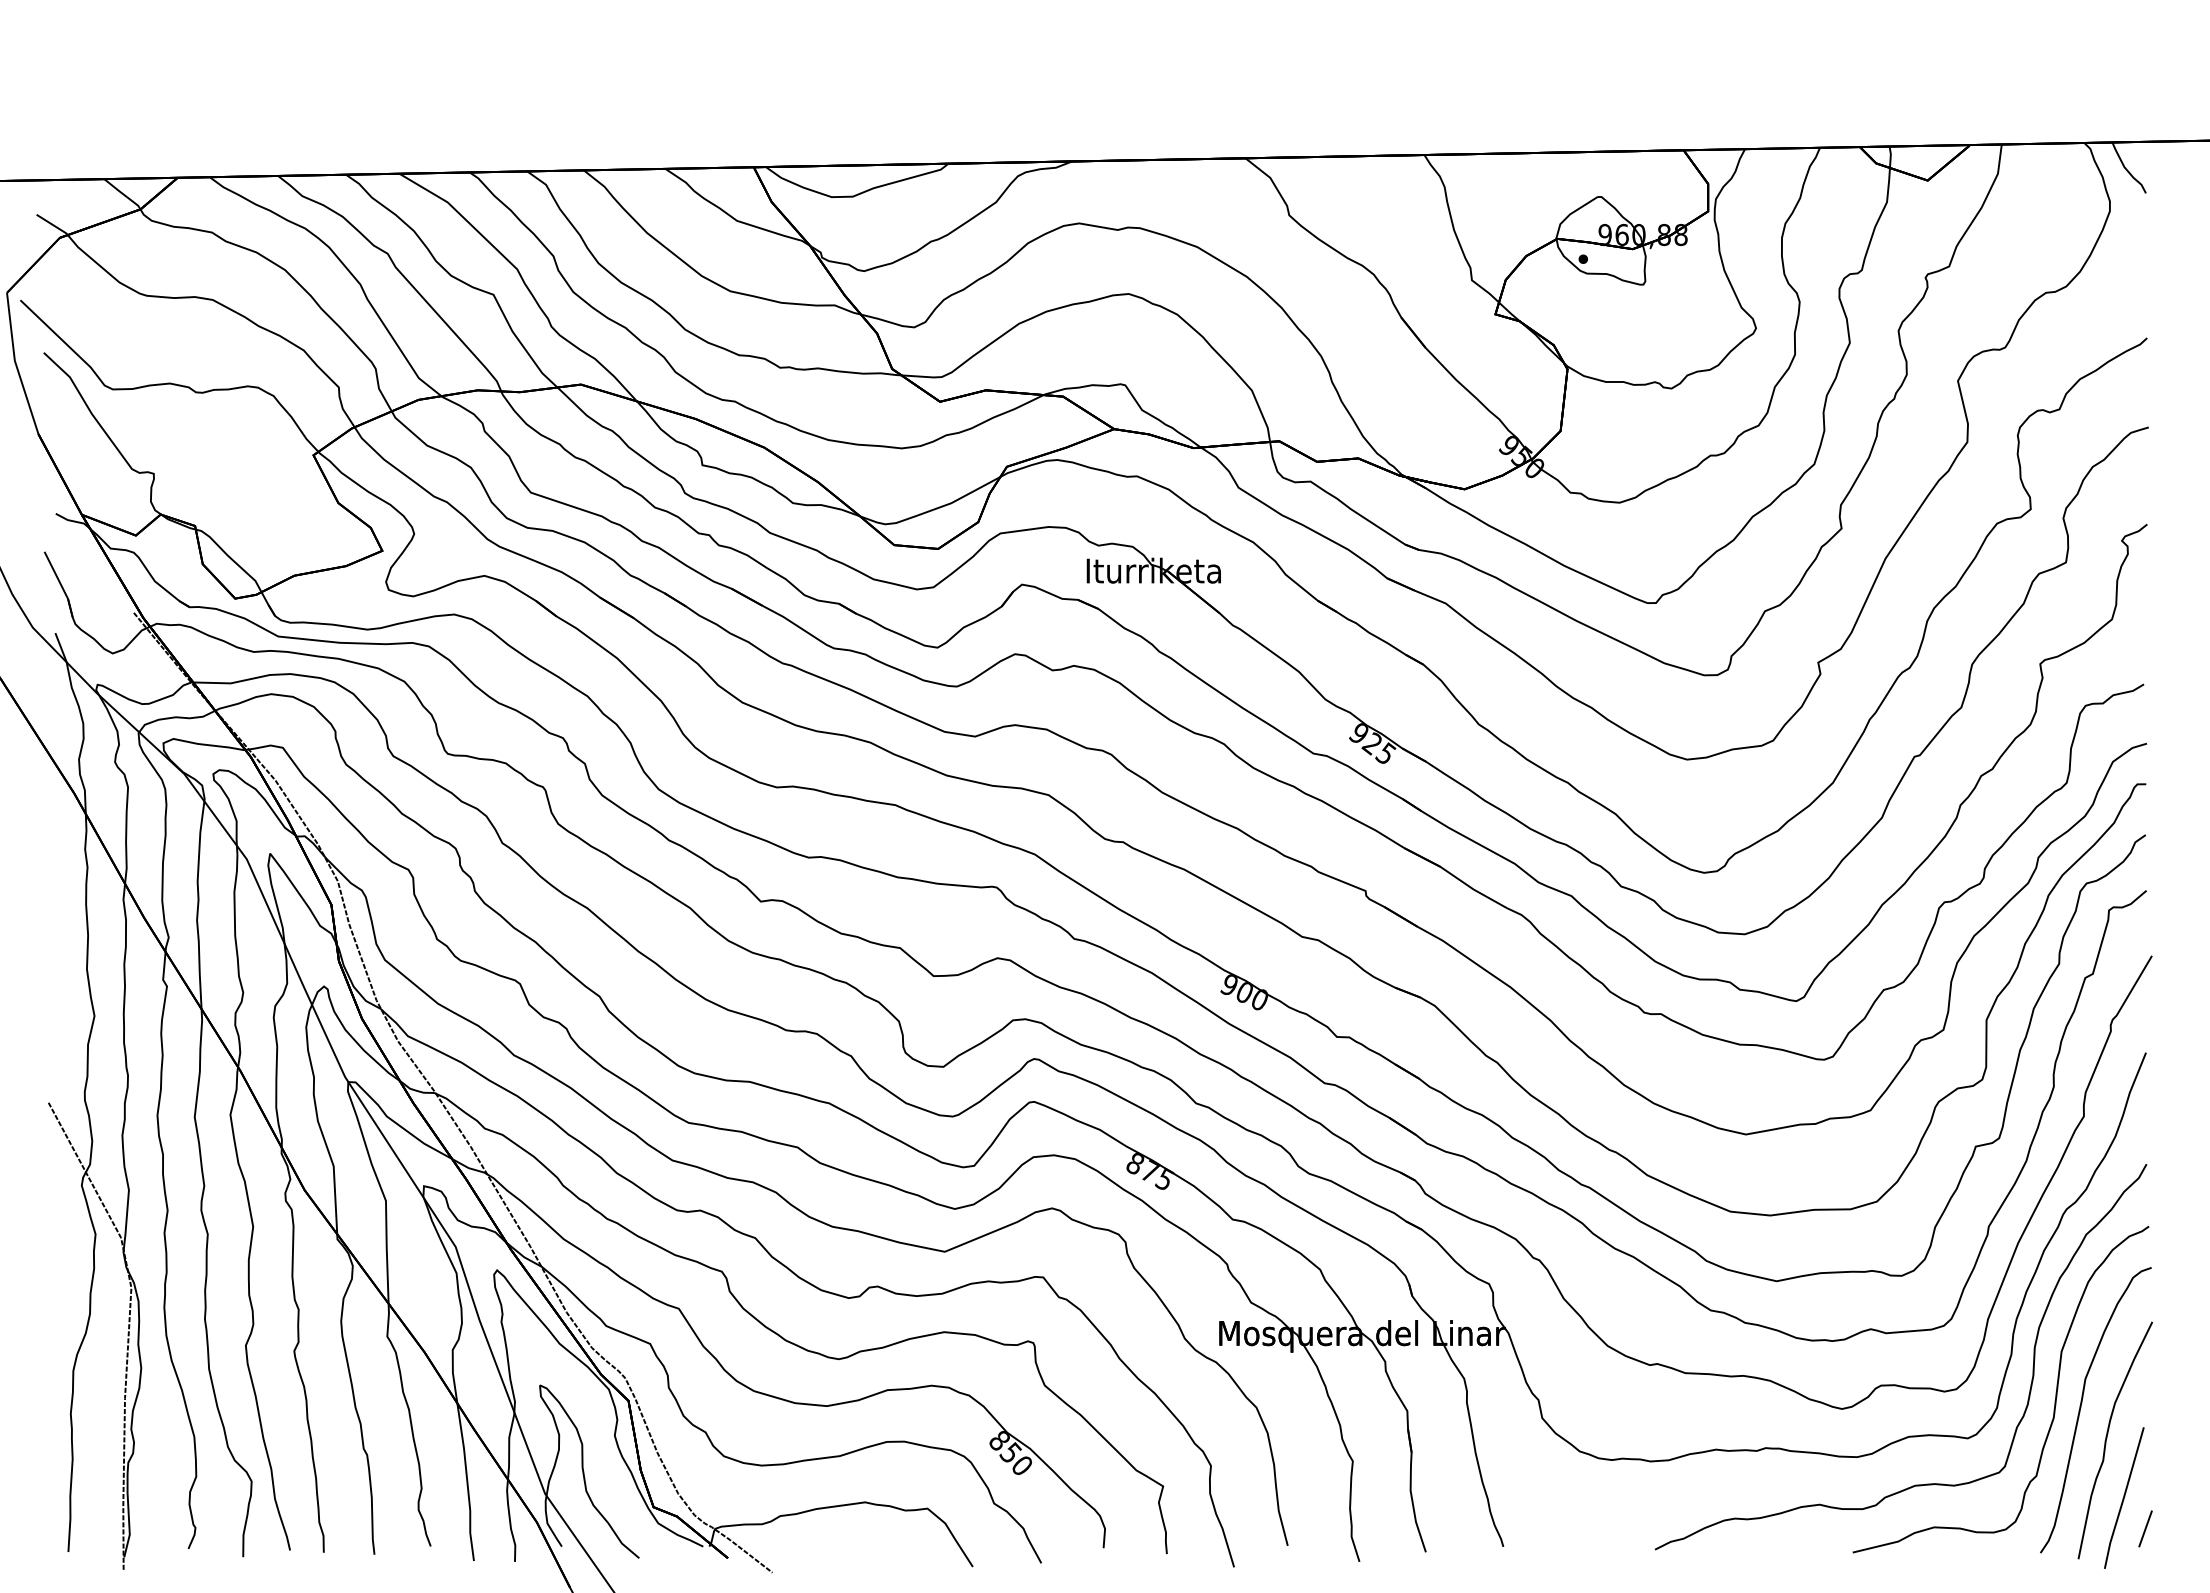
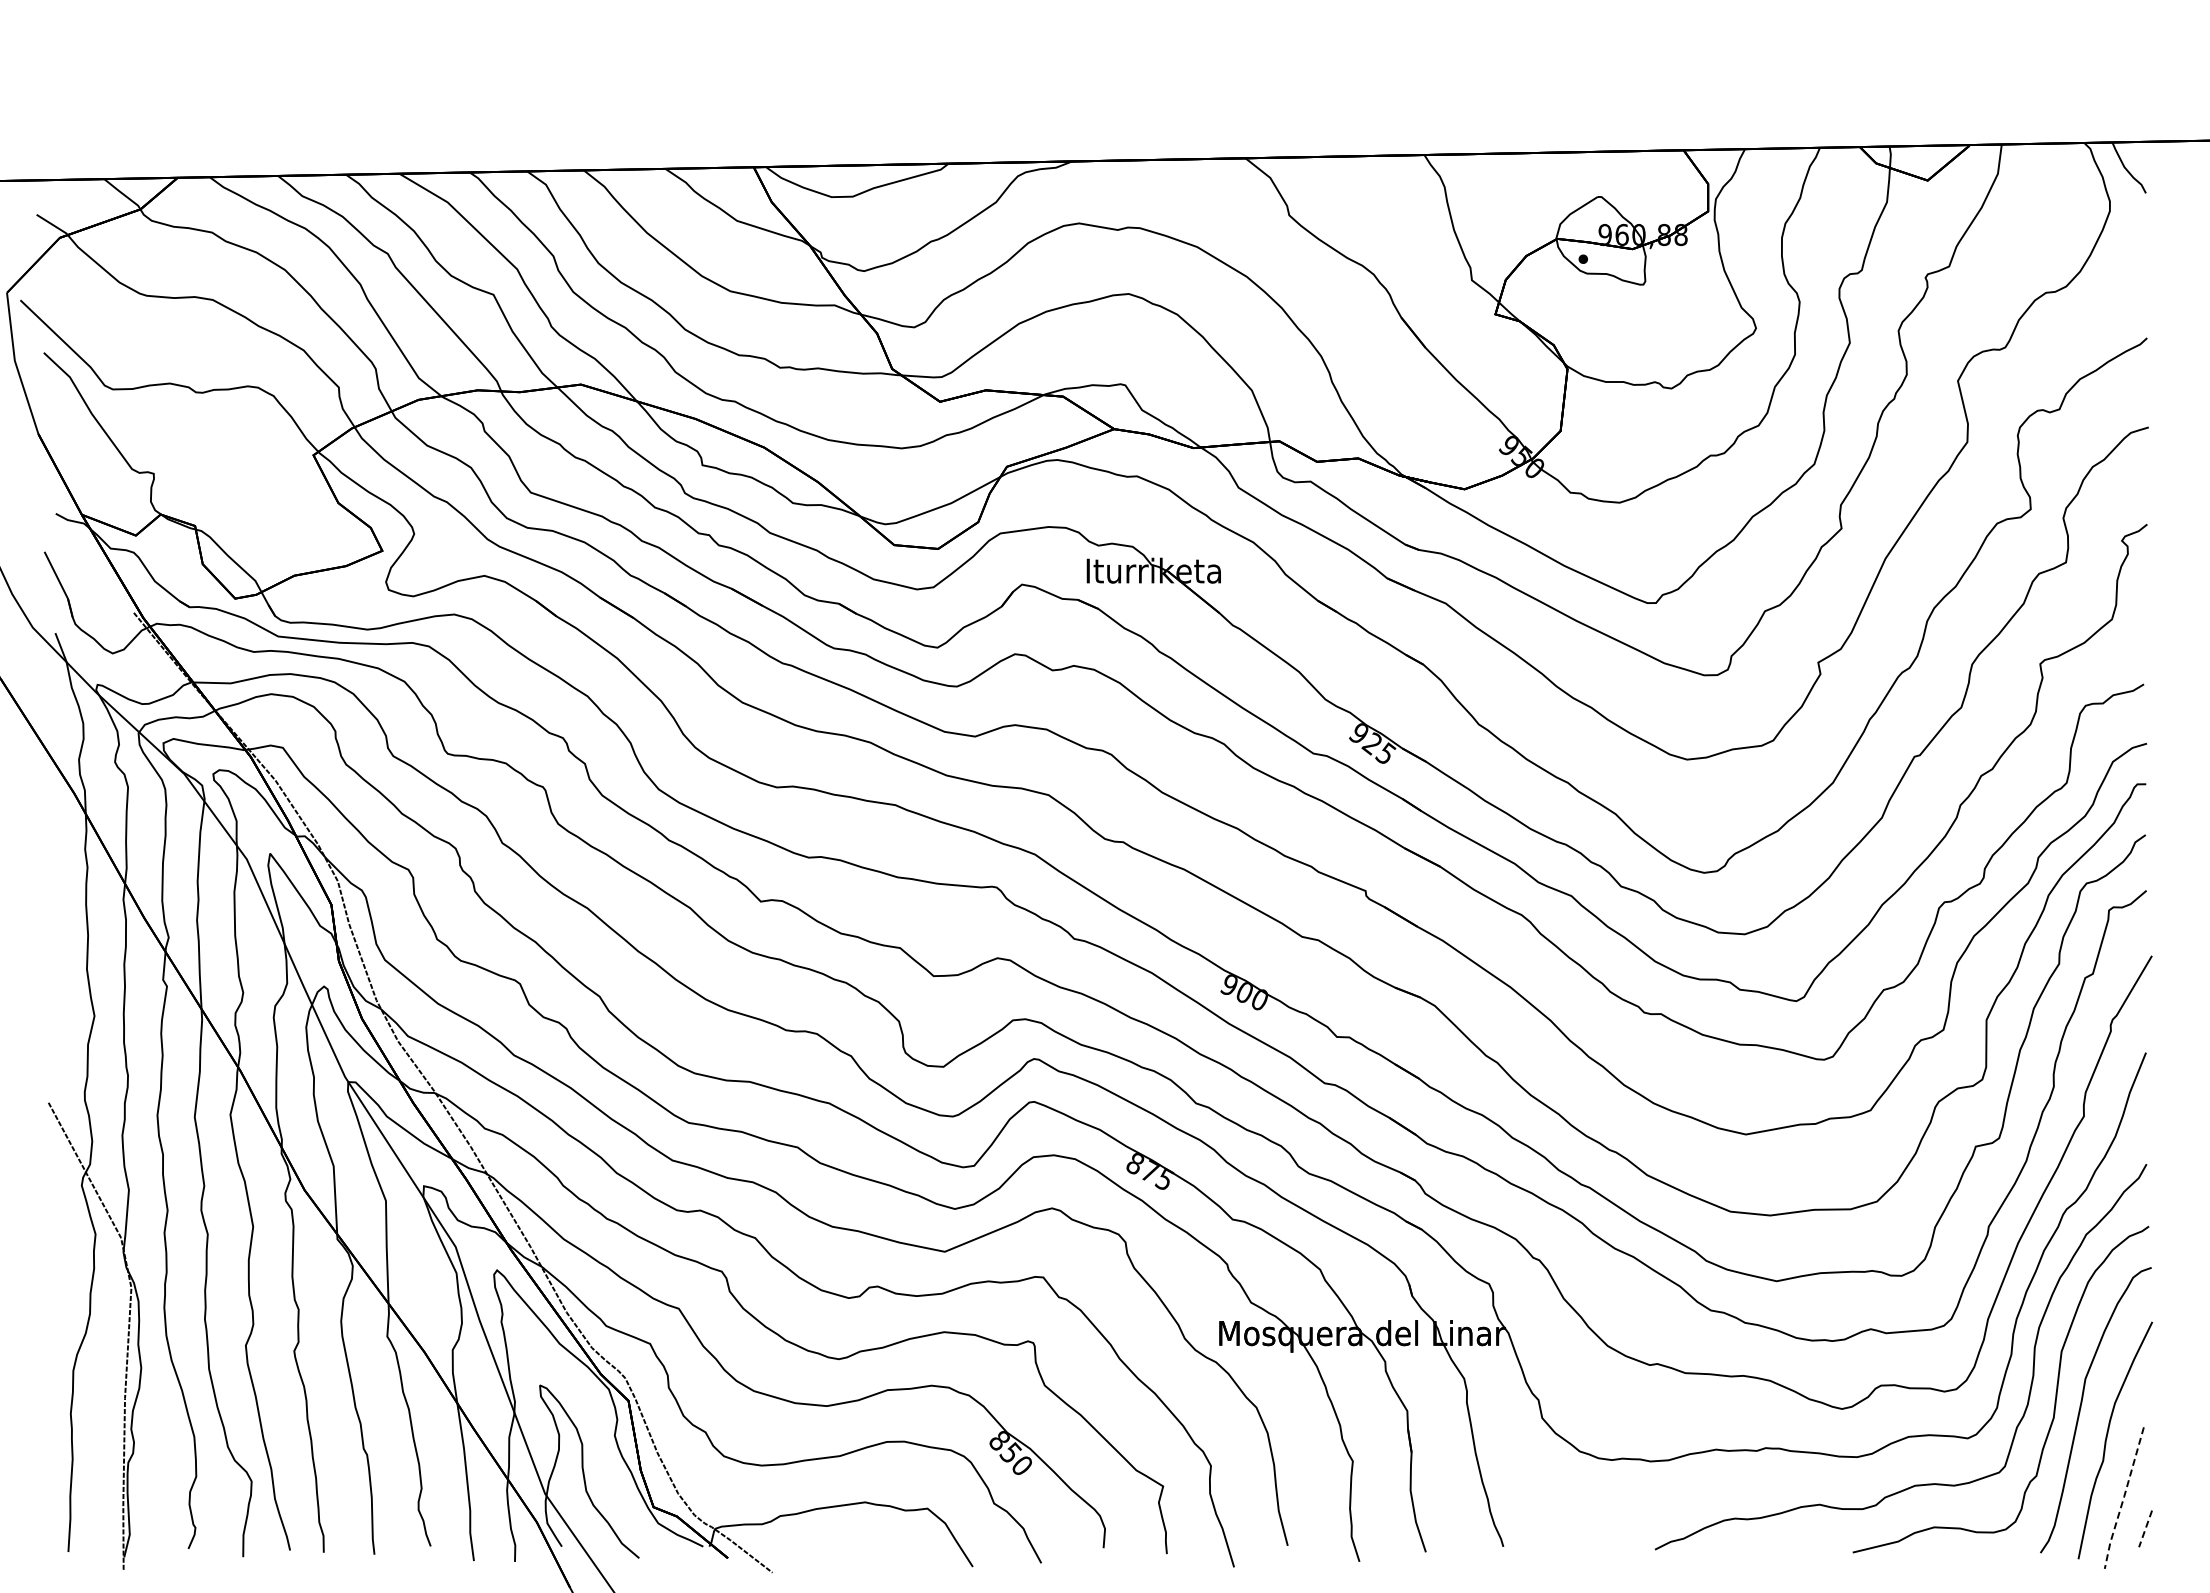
line: solid -> dashed (2123, 1498)
line: solid -> dashed (2145, 1529)
